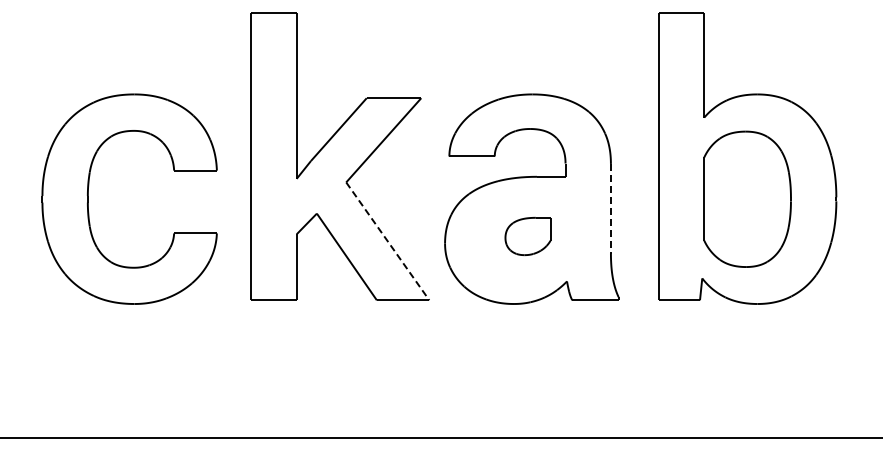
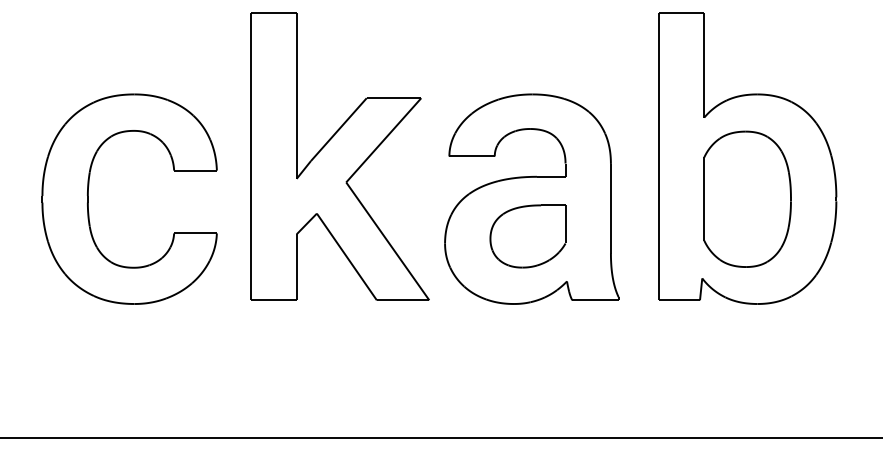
line: dashed -> solid (610, 208)
part size: 48x40 px -> 78x65 px (527, 236)
line: dashed -> solid (388, 241)
